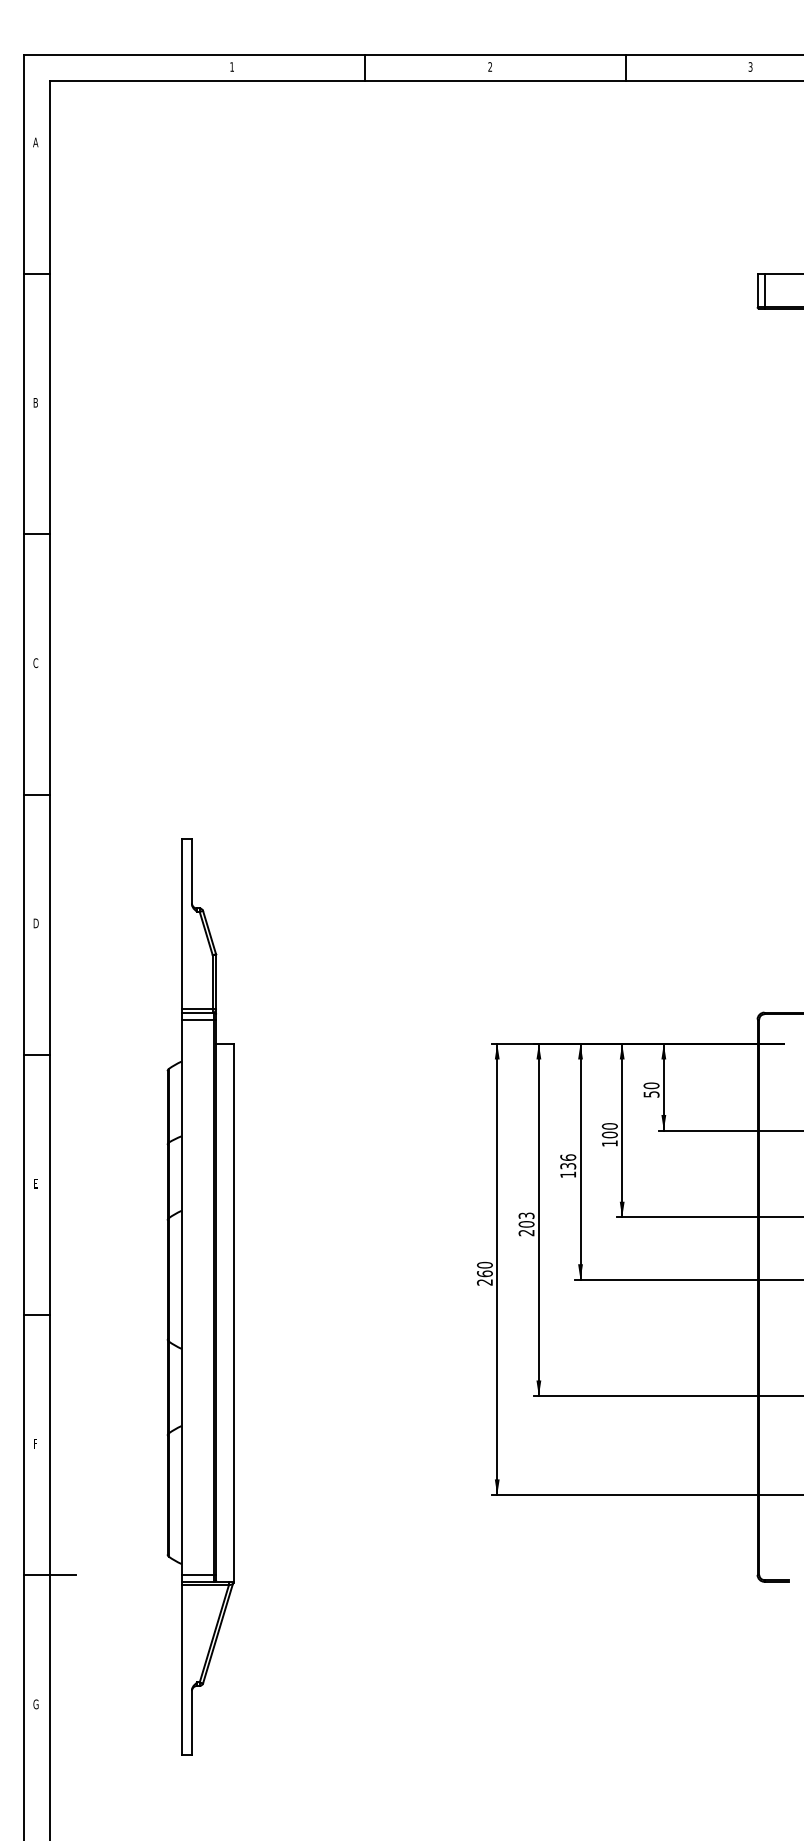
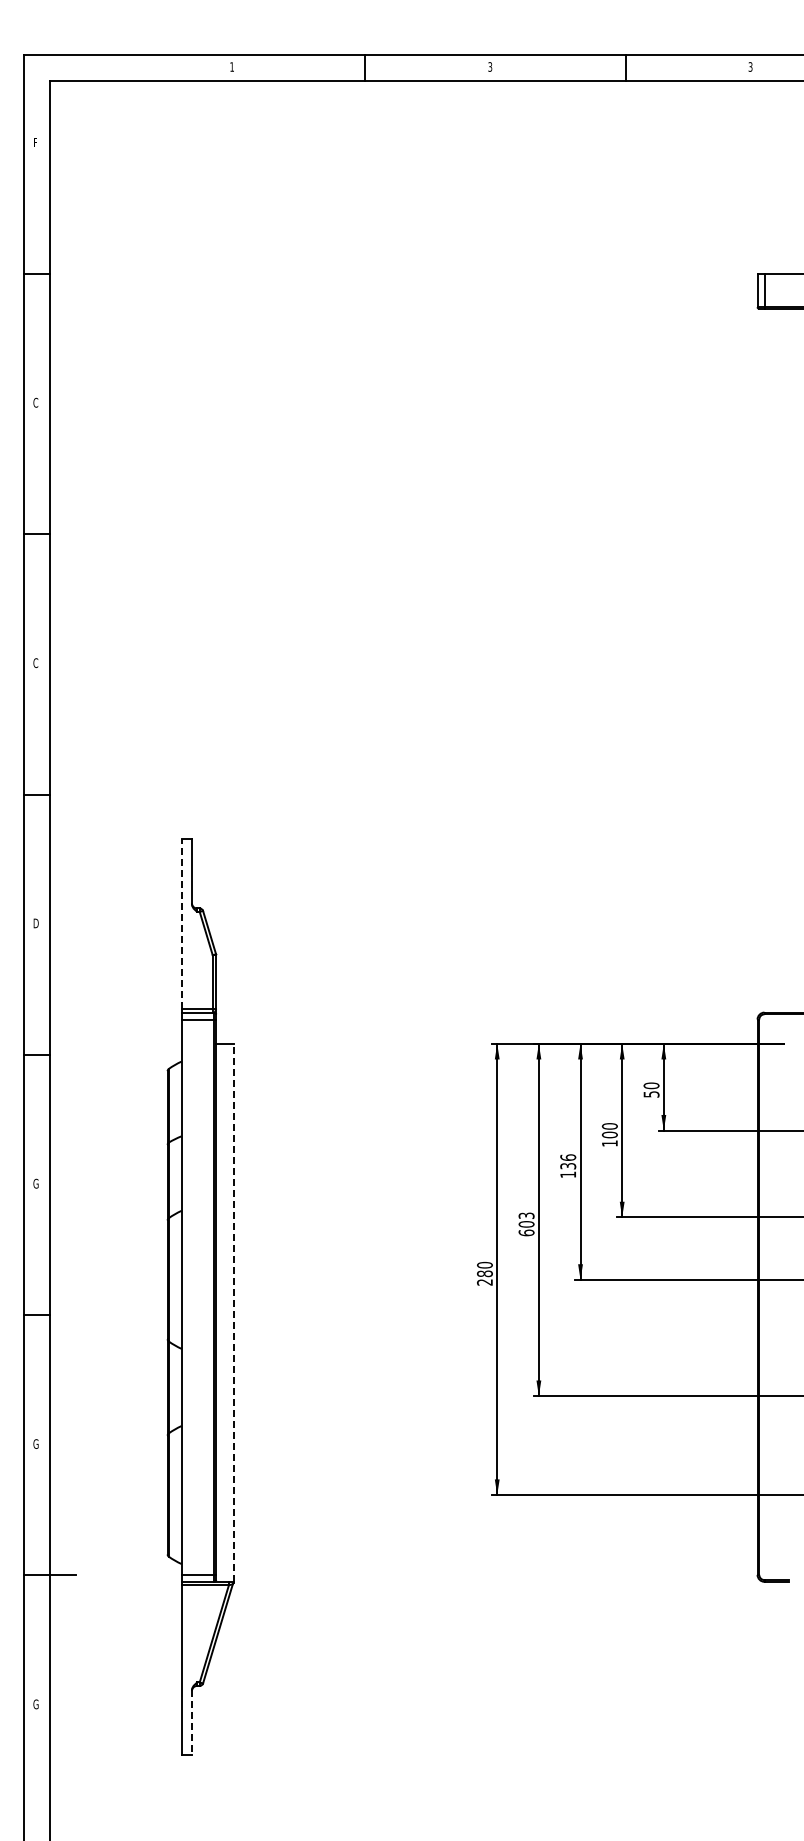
text: 2 -> 3 (490, 66)
text: A -> F (35, 142)
text: B -> C (35, 402)
line: solid -> dashed (181, 923)
text: E -> G (35, 1183)
text: 203 -> 603 (526, 1232)
text: 260 -> 280 (484, 1273)
line: solid -> dashed (233, 1312)
text: F -> G (35, 1443)
line: solid -> dashed (191, 1723)
